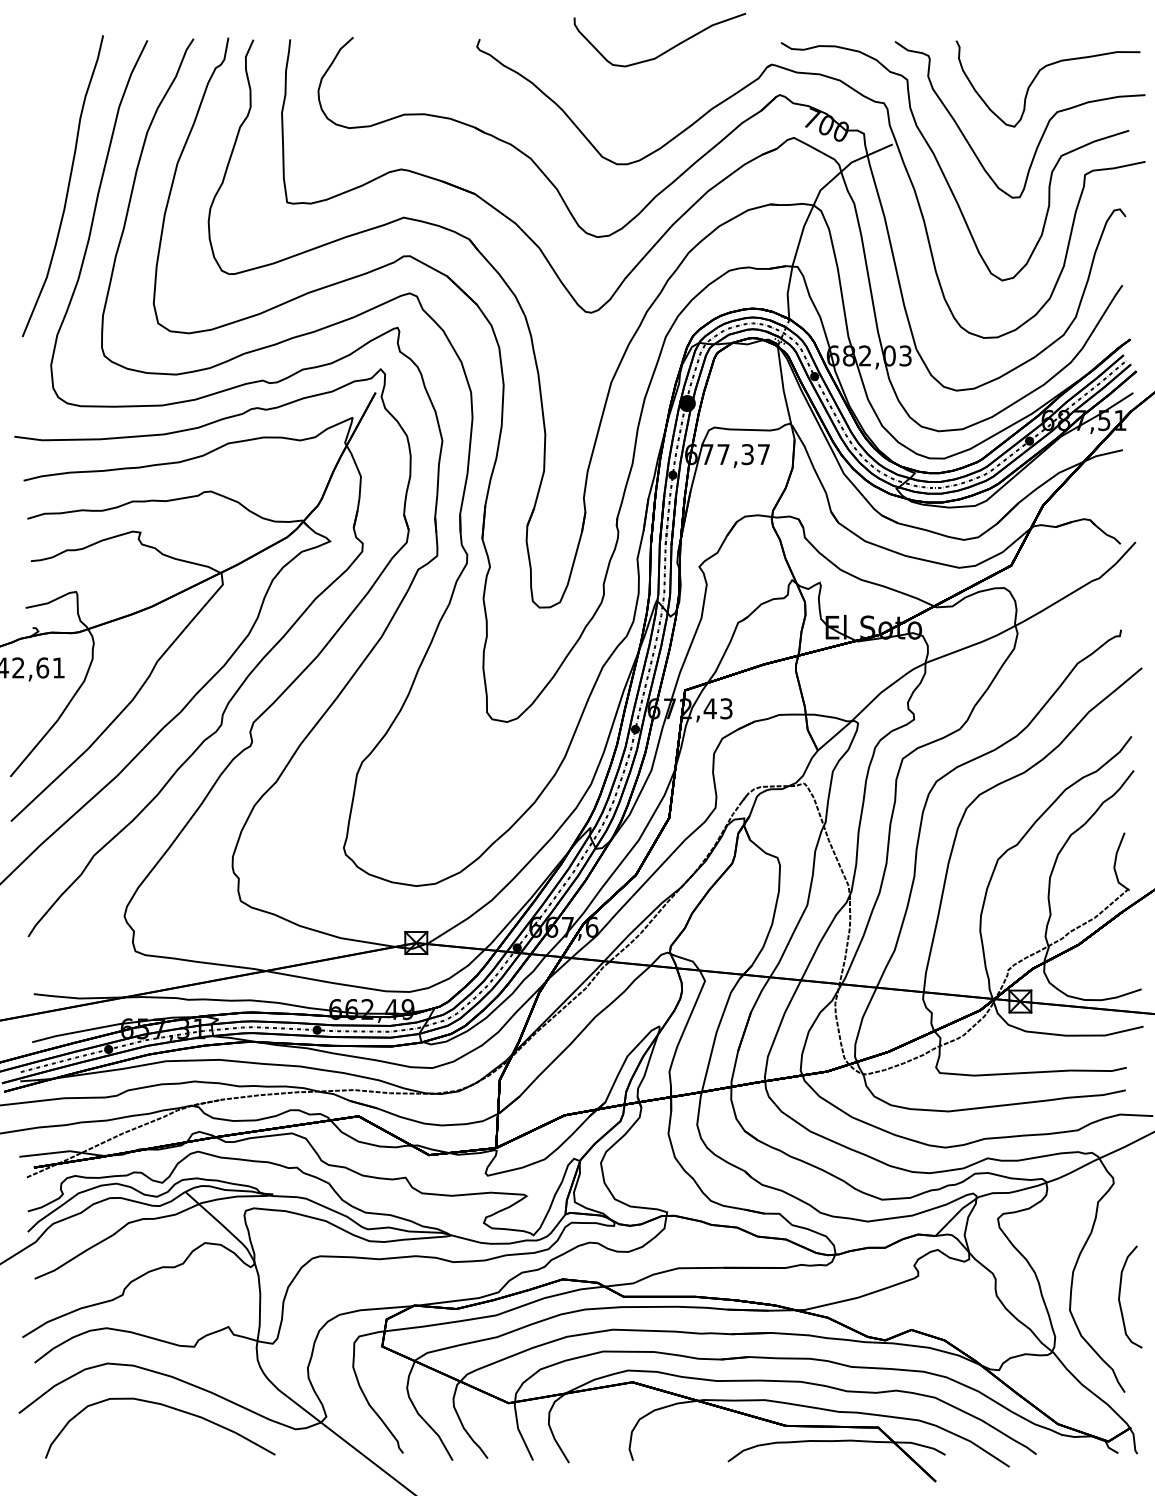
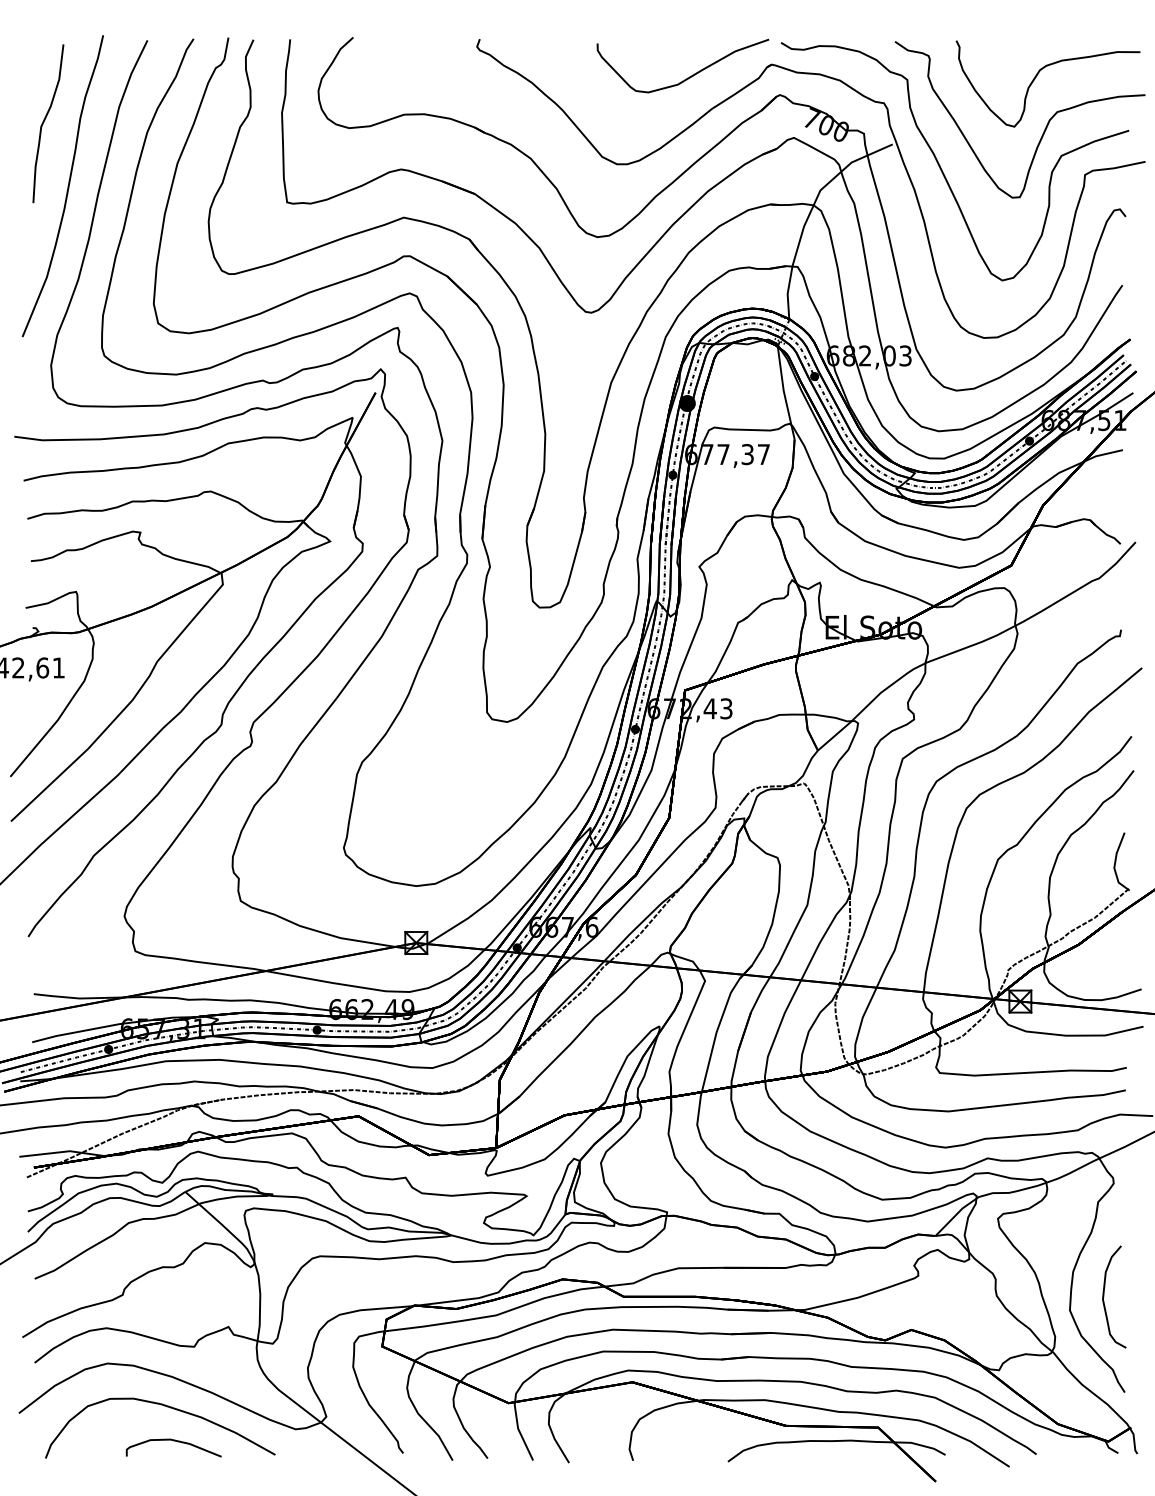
curve position: (664, 51) -> (687, 77) (687, 77)
curve: none -> present (44, 122)
curve position: (1120, 1296) -> (1104, 1296) (1104, 1296)
curve: none -> present (173, 1441)
